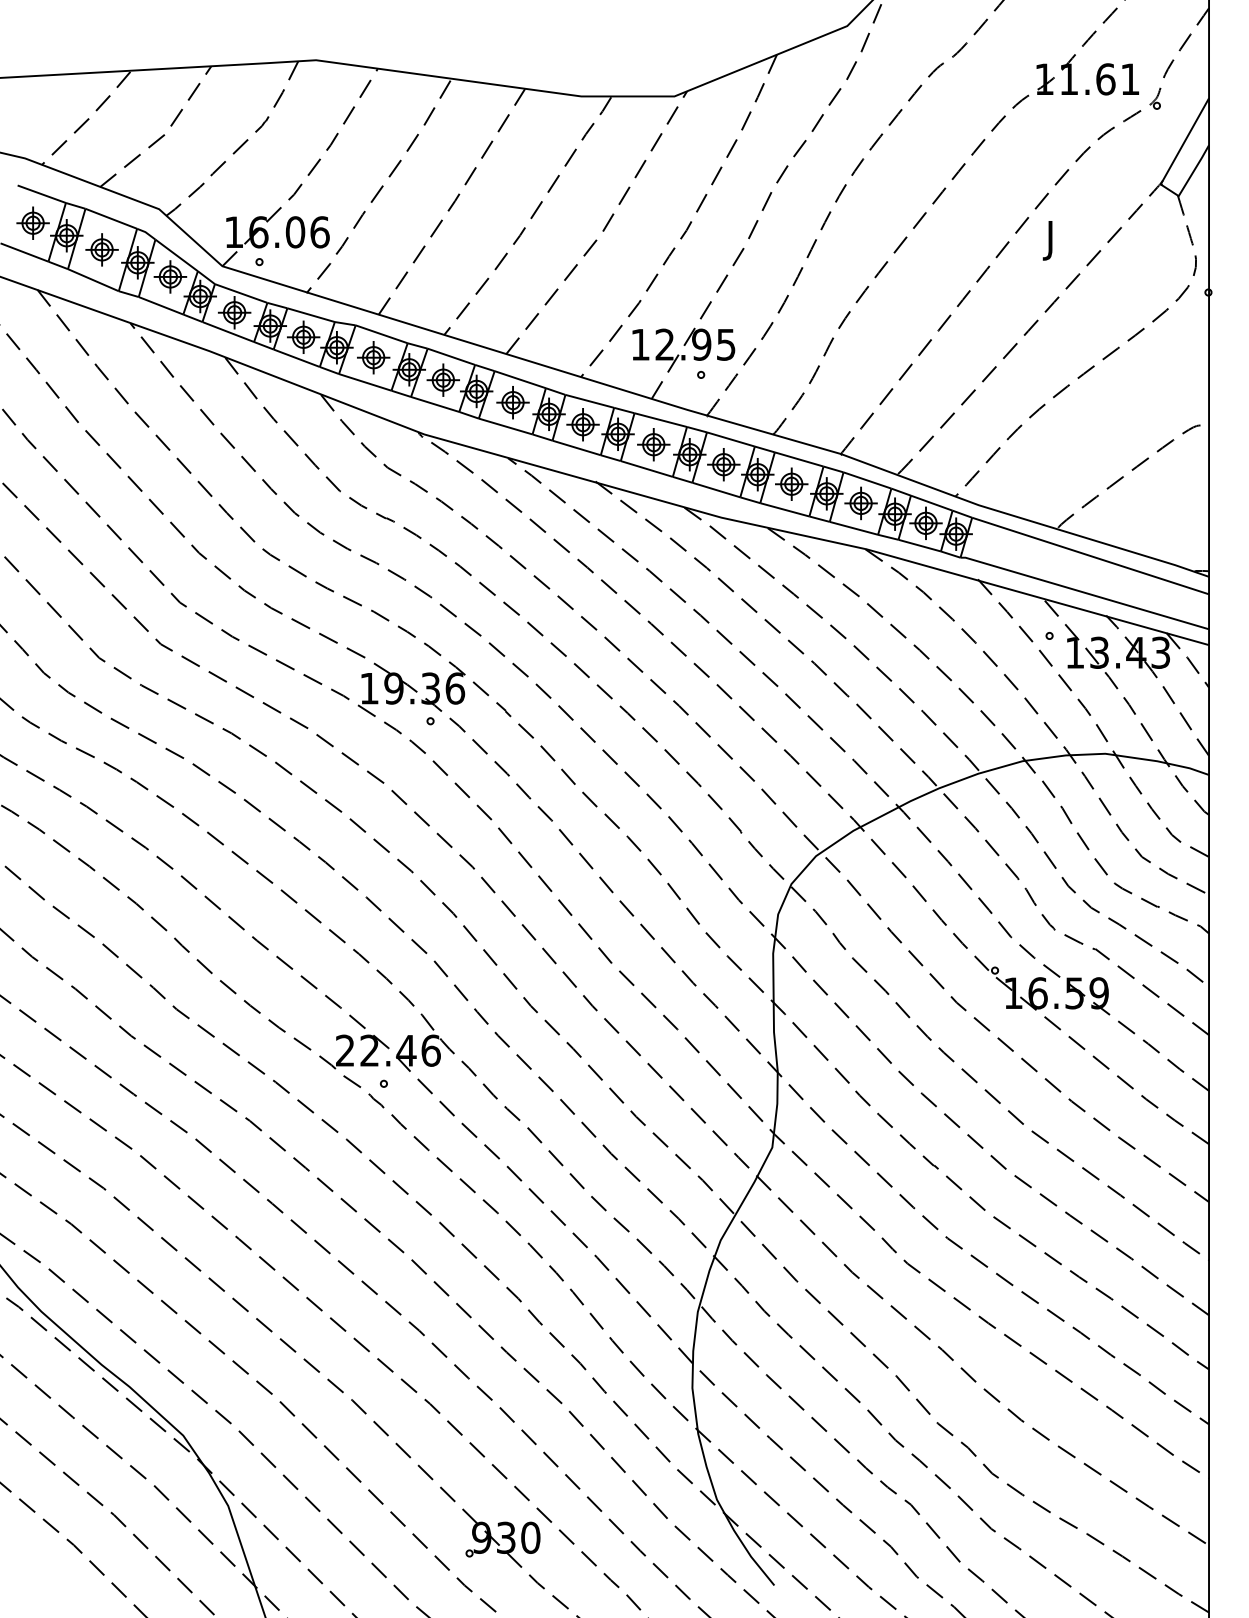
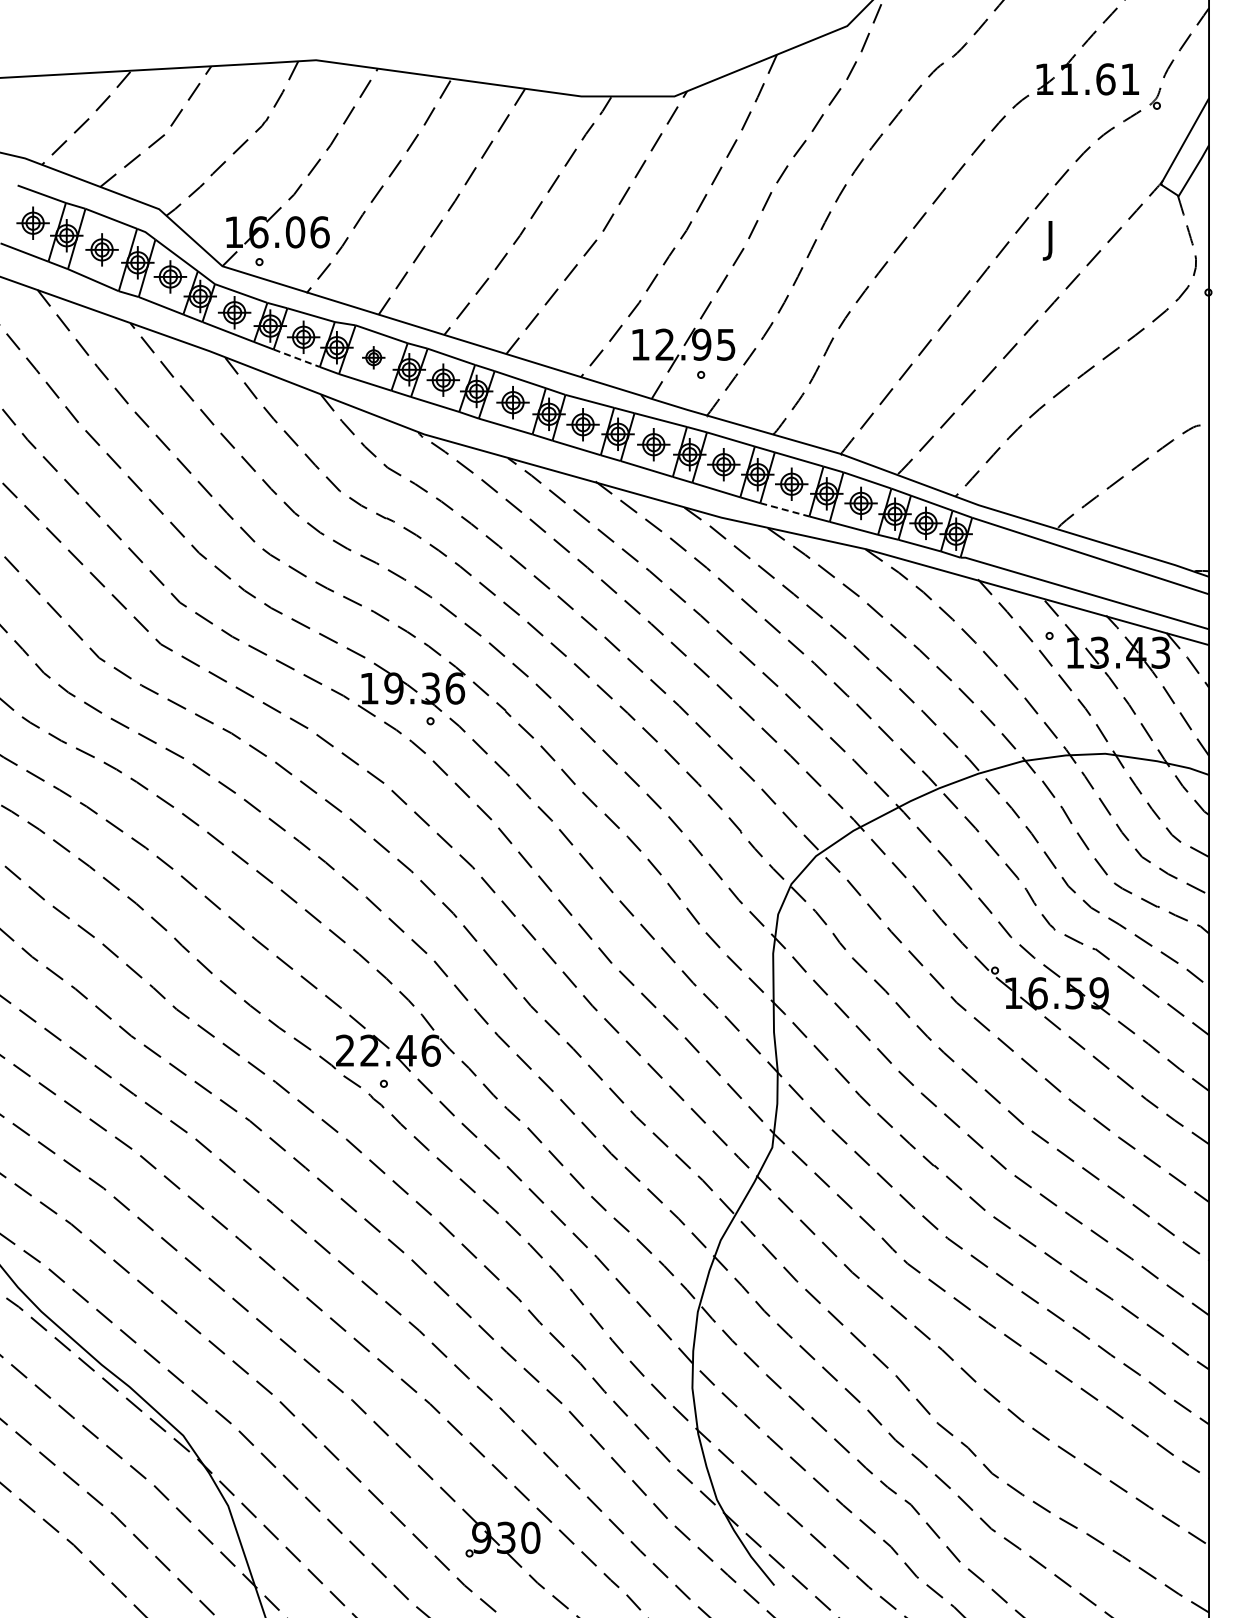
part size: 34x34 px -> 24x24 px (373, 357)
line: solid -> dashed (296, 358)
line: solid -> dashed (785, 509)
